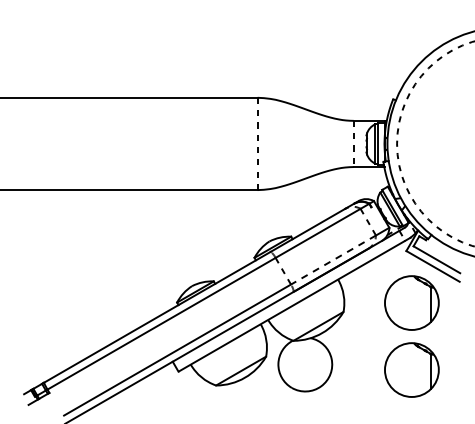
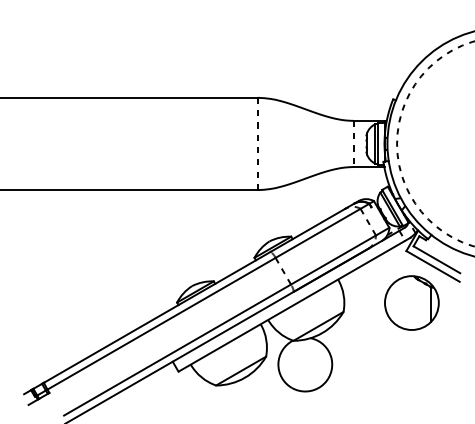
line: dashed -> solid (333, 260)
part: present -> none (411, 369)
